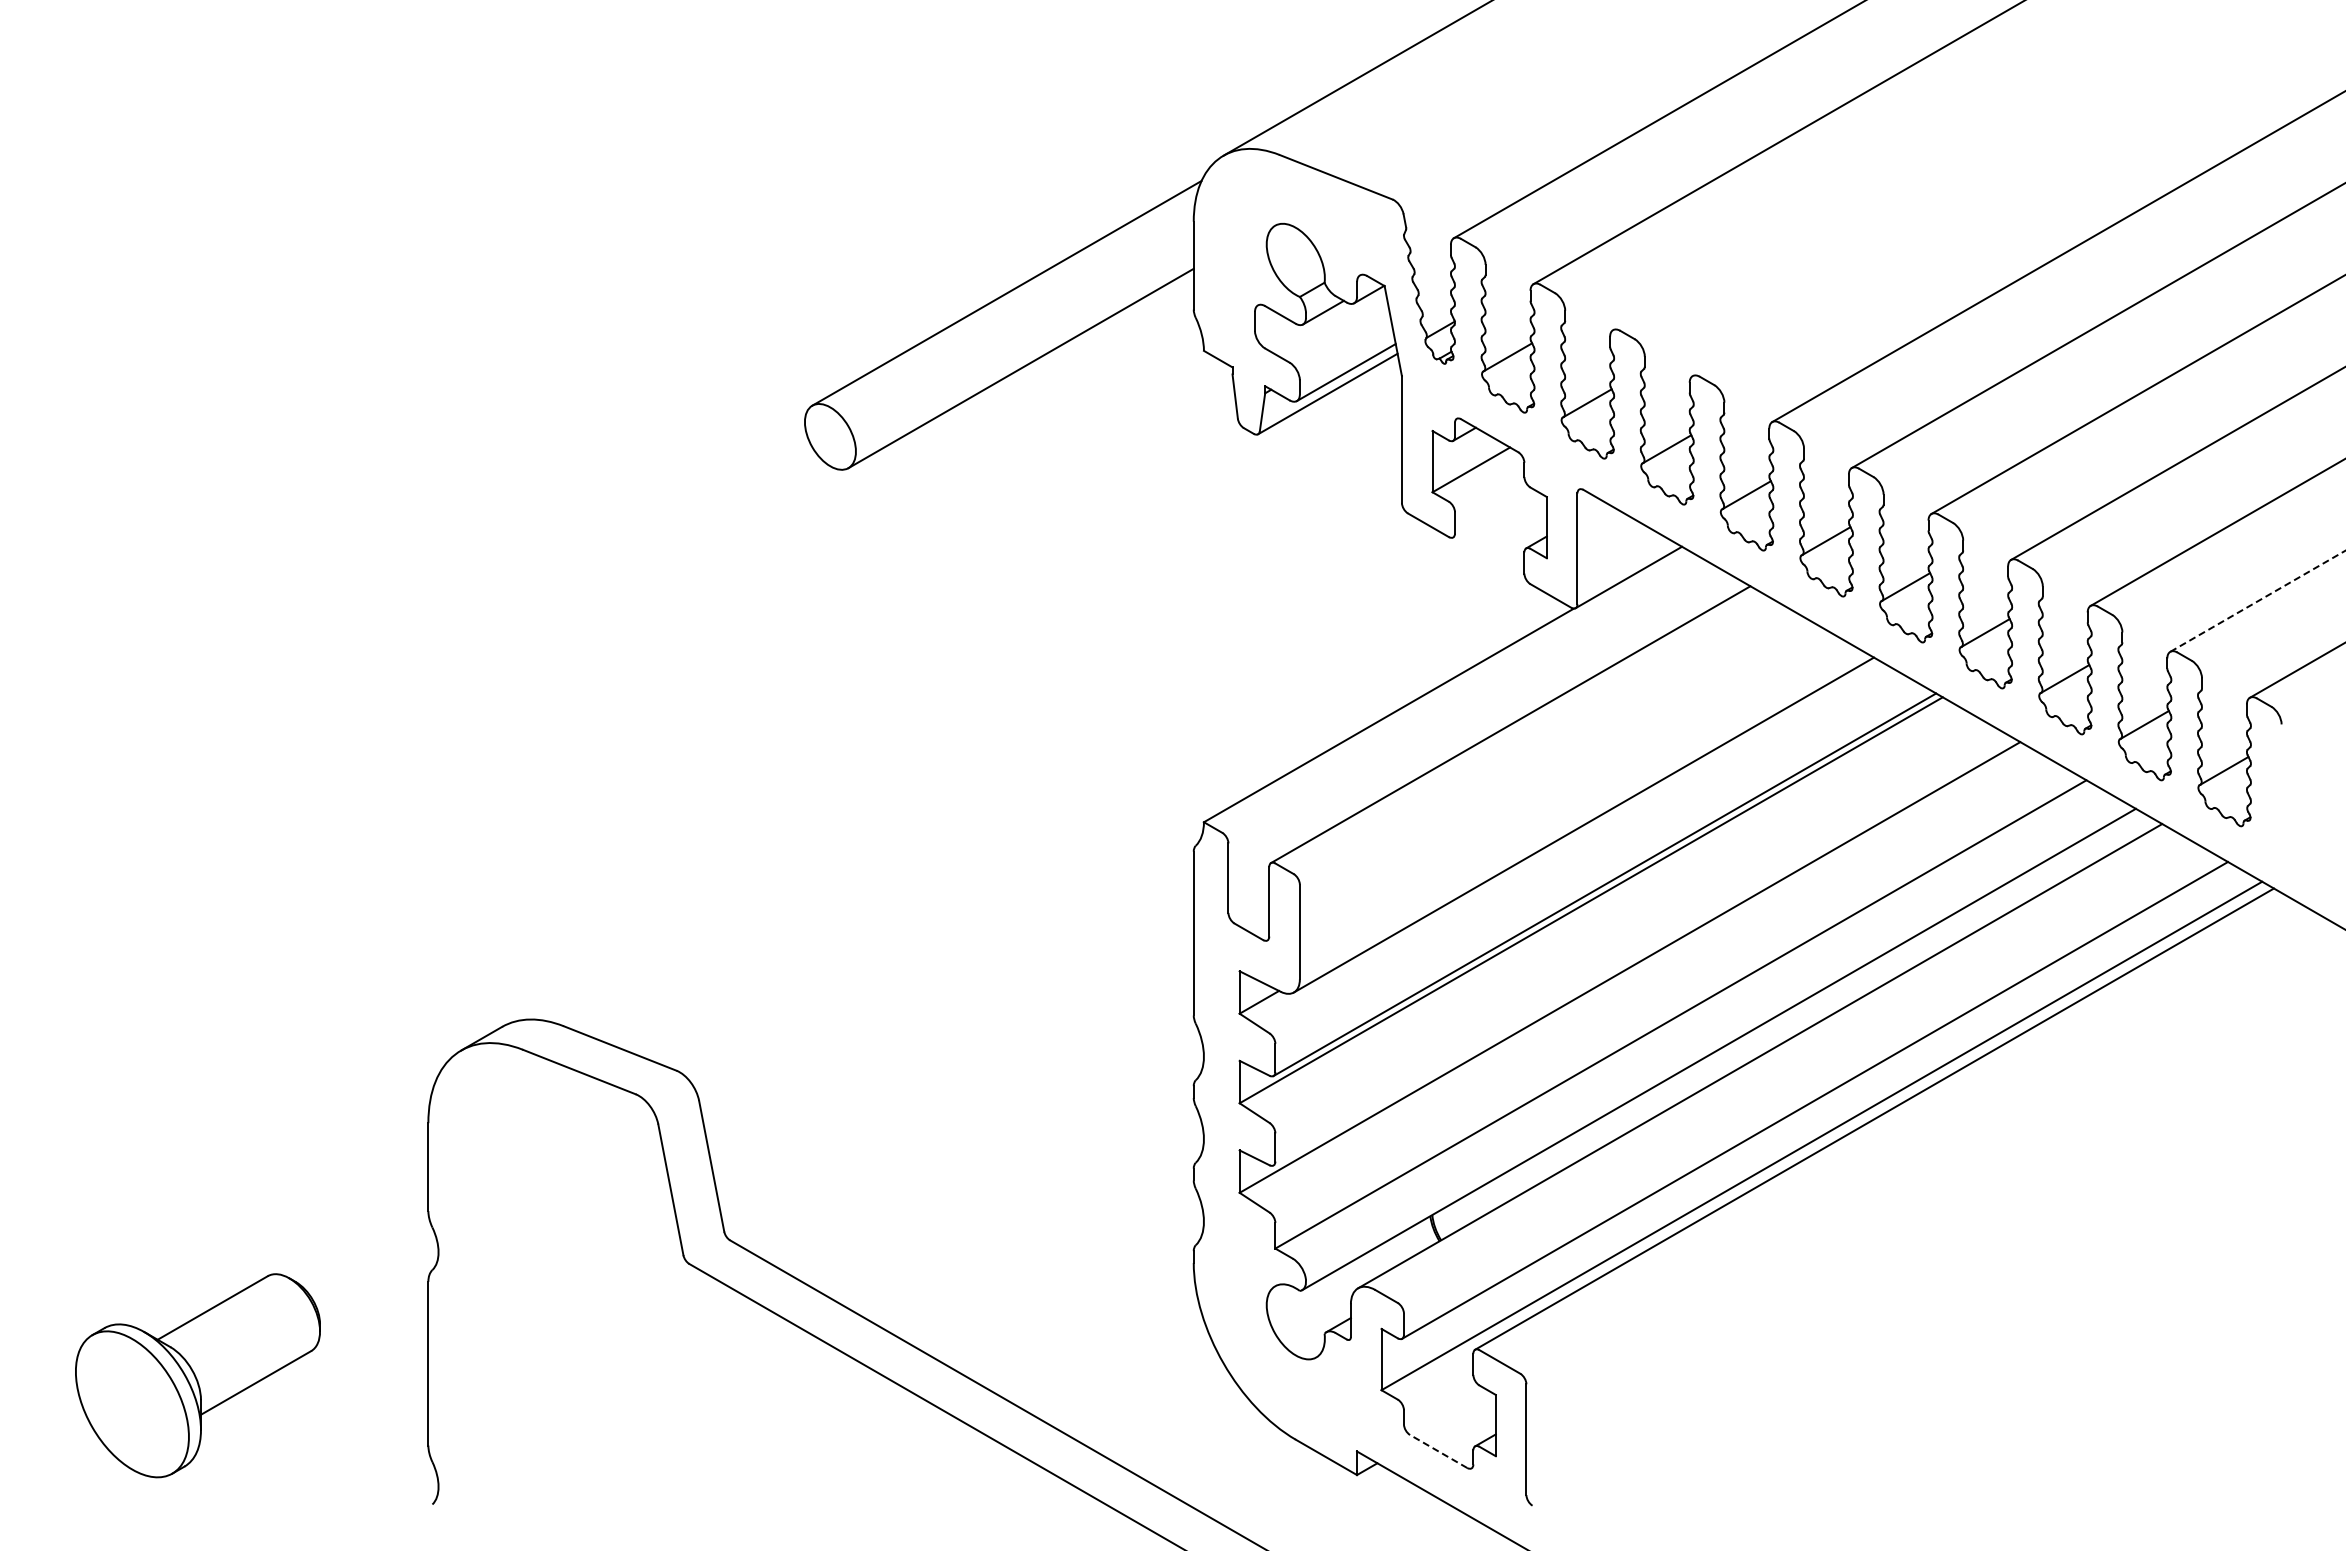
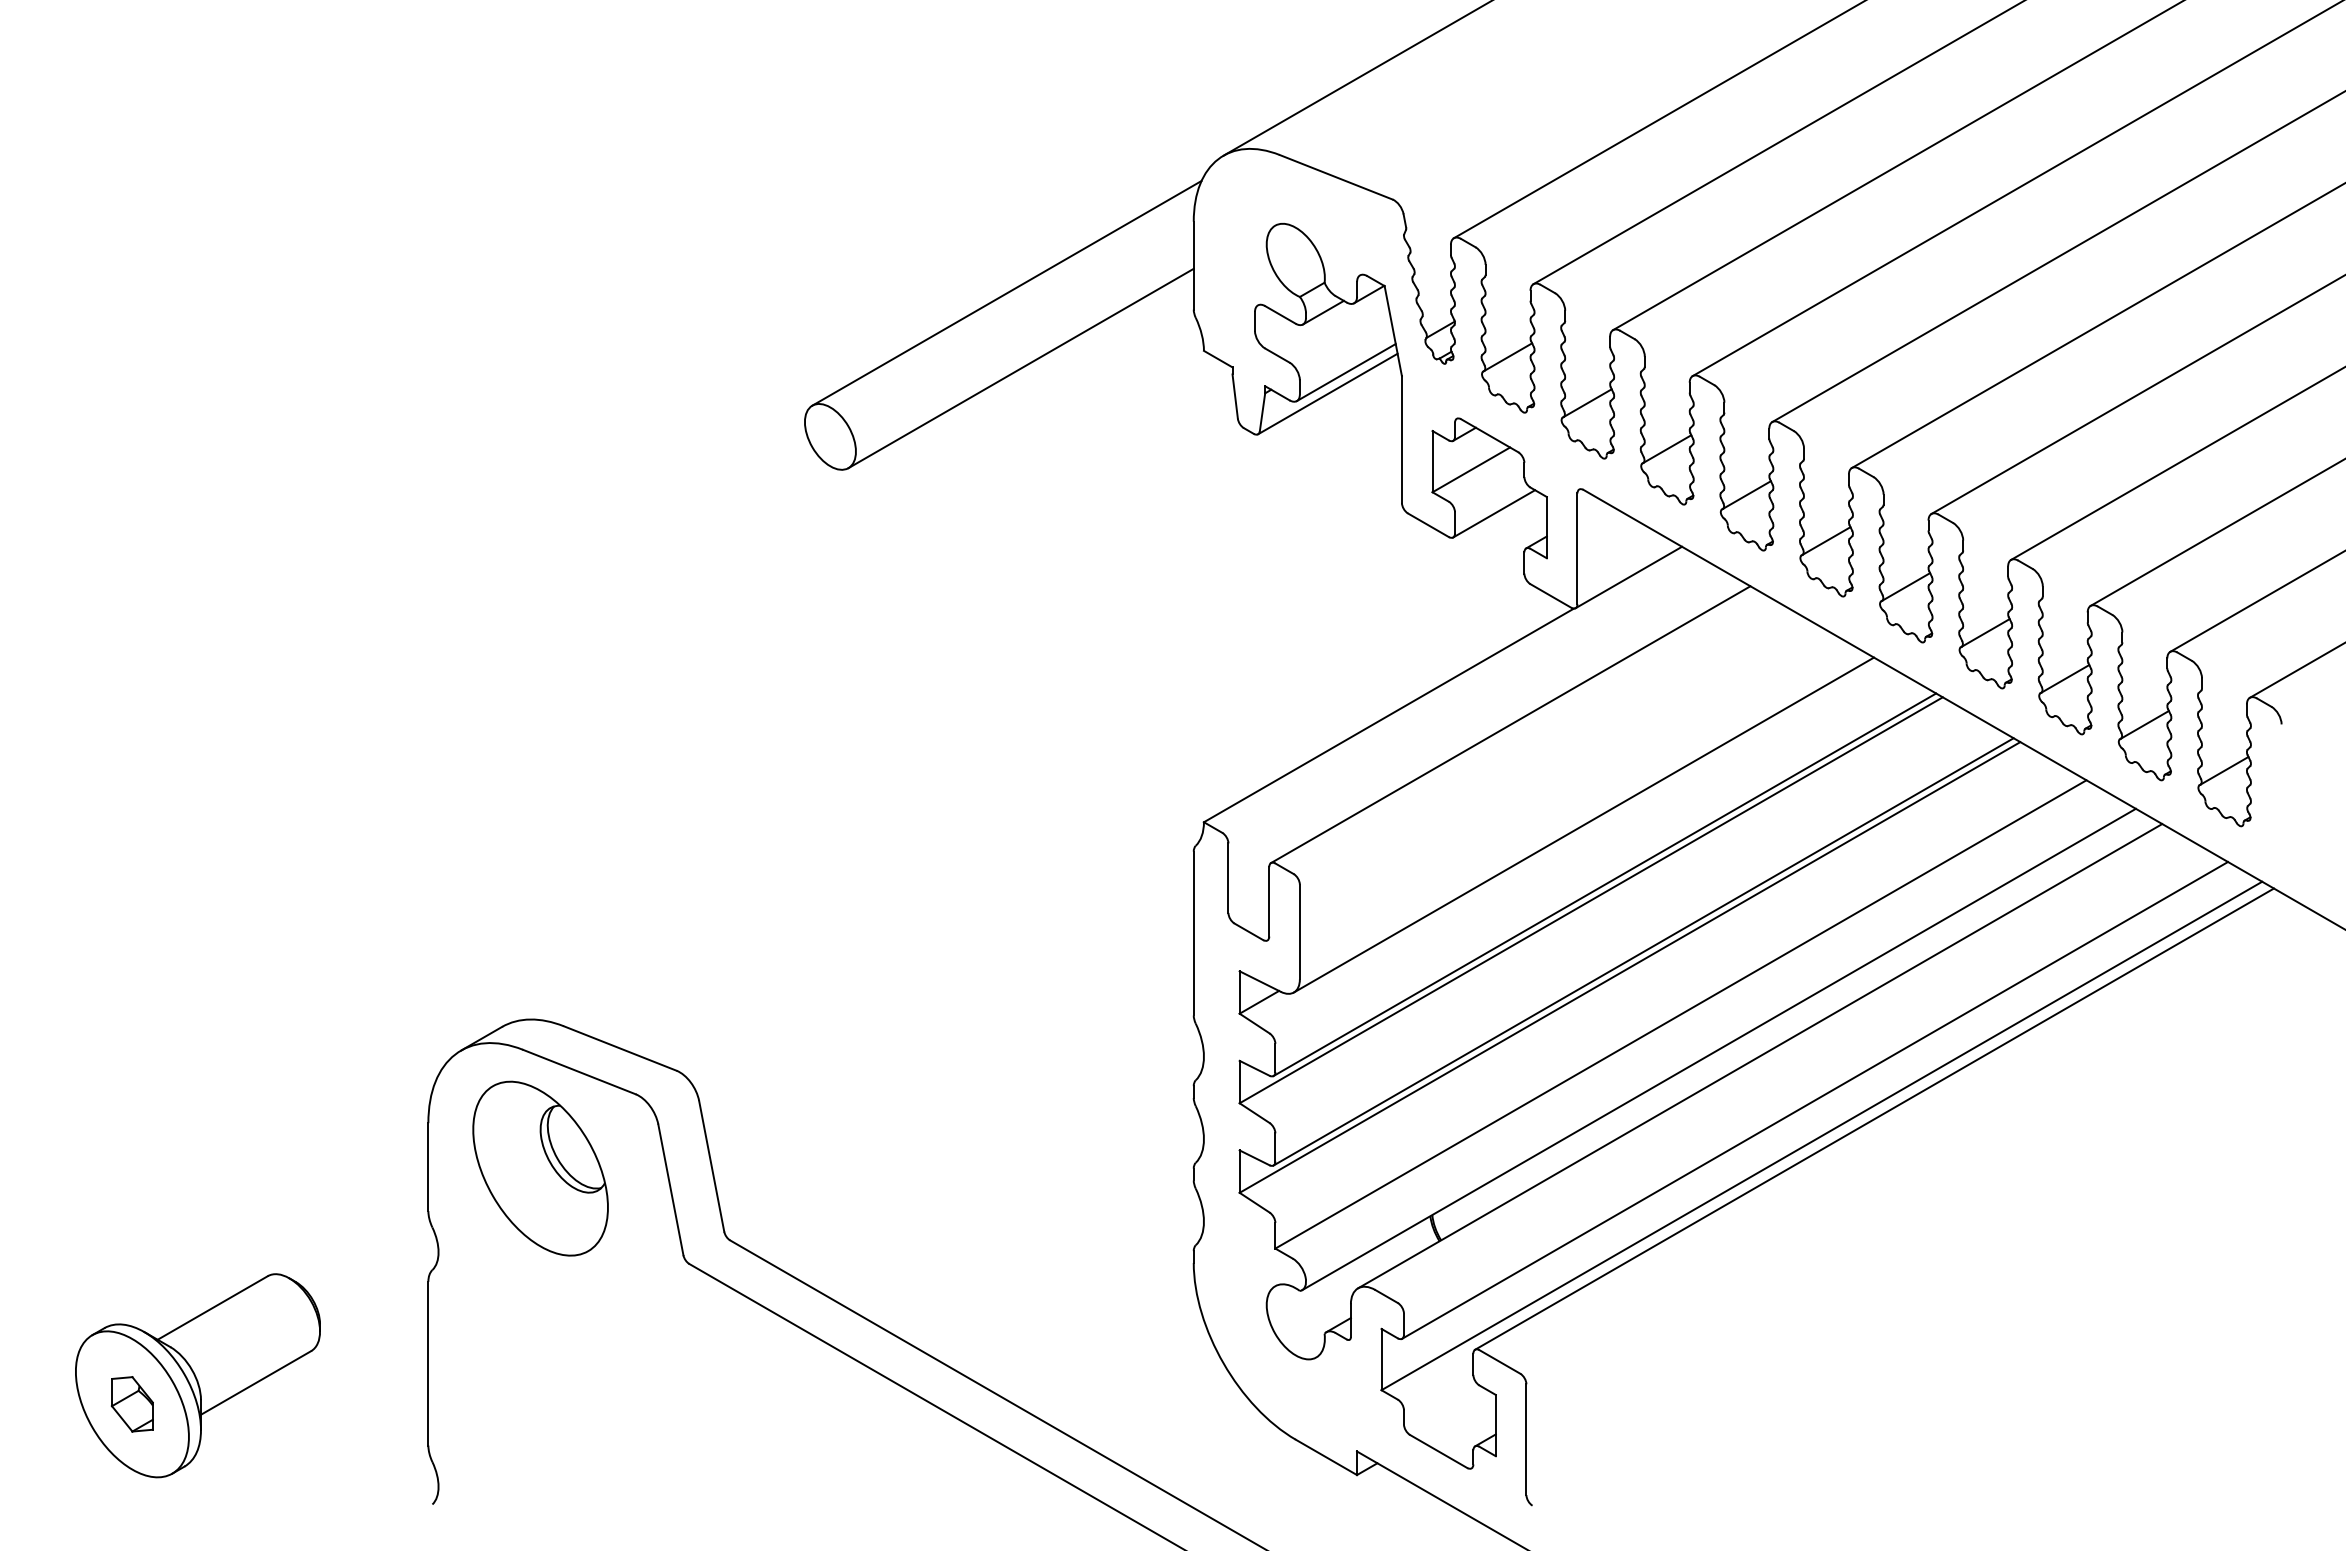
line: none -> present (1897, 166)
line: none -> present (2016, 189)
line: none -> present (1494, 513)
line: dashed -> solid (2257, 601)
line: none -> present (1643, 951)
part: none -> present (540, 1168)
part: none -> present (132, 1404)
line: dashed -> solid (1438, 1451)
